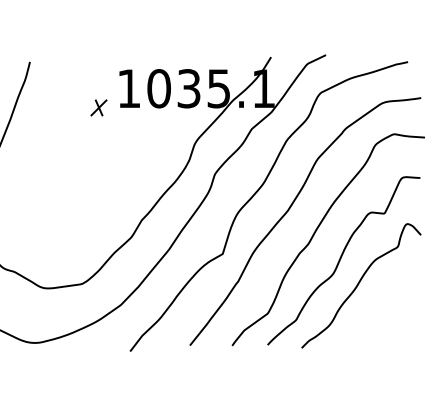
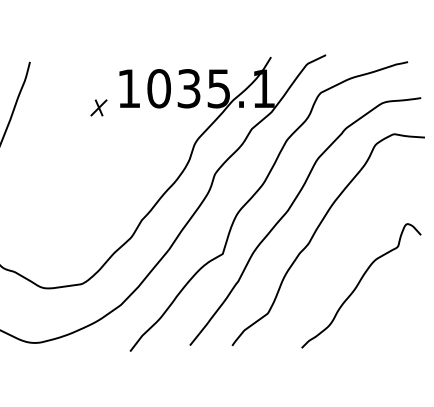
curve: present -> none (341, 258)
